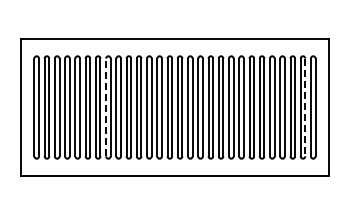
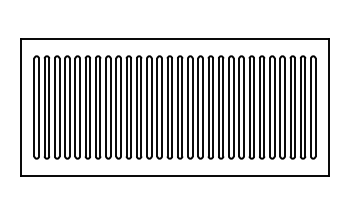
line: dashed -> solid (106, 107)
line: dashed -> solid (305, 107)
